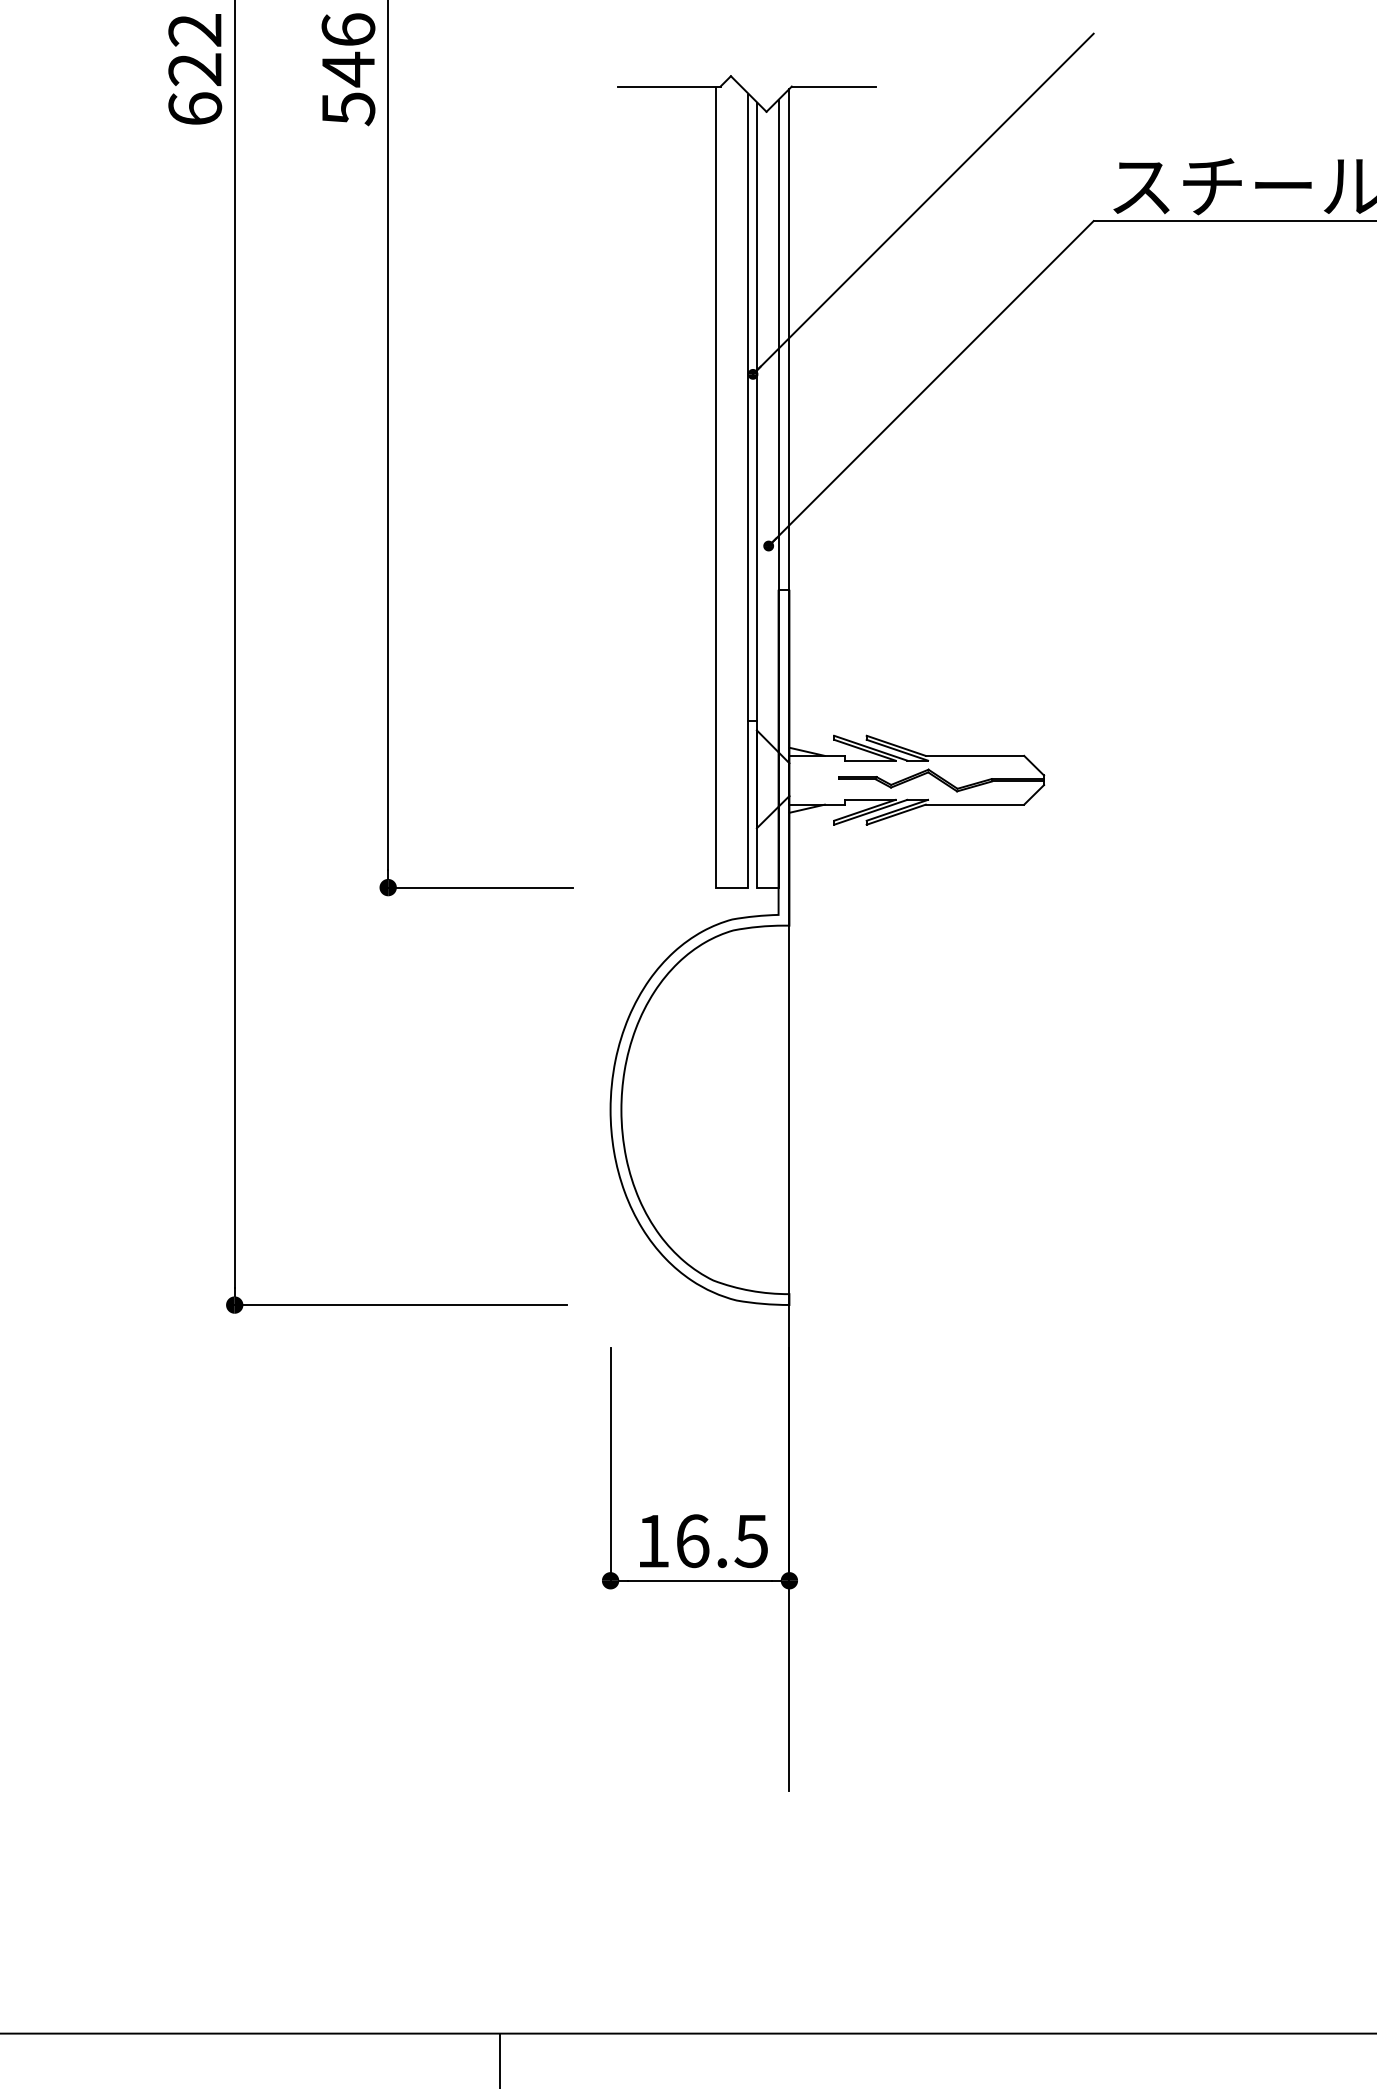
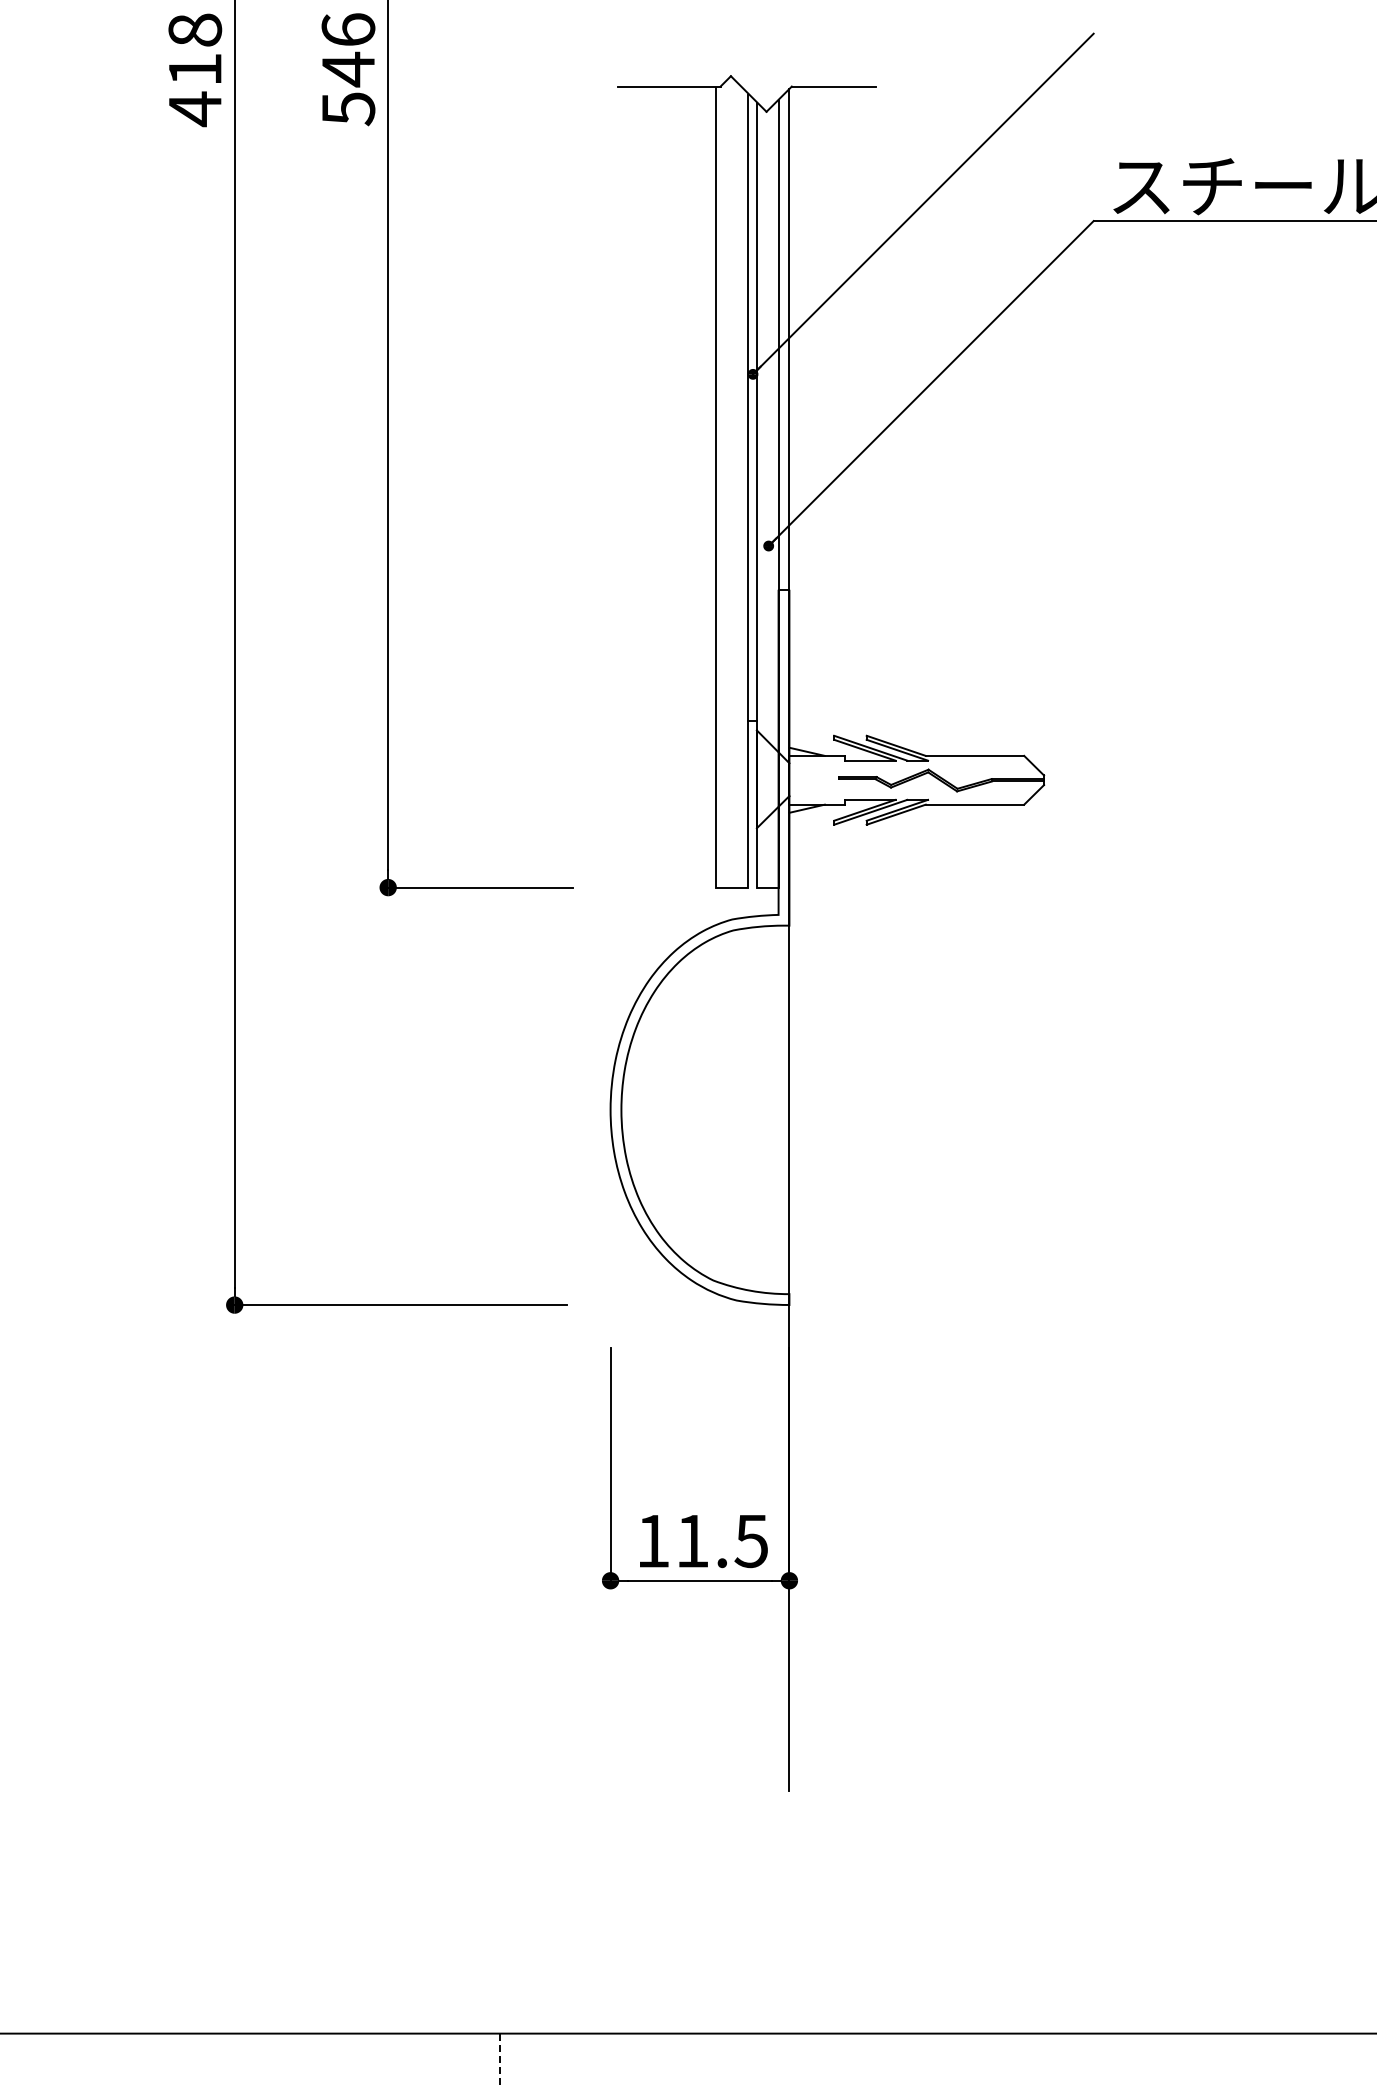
text: 622 -> 418 (195, 70)
text: 16.5 -> 11.5 (693, 1541)
line: solid -> dashed (499, 2061)
